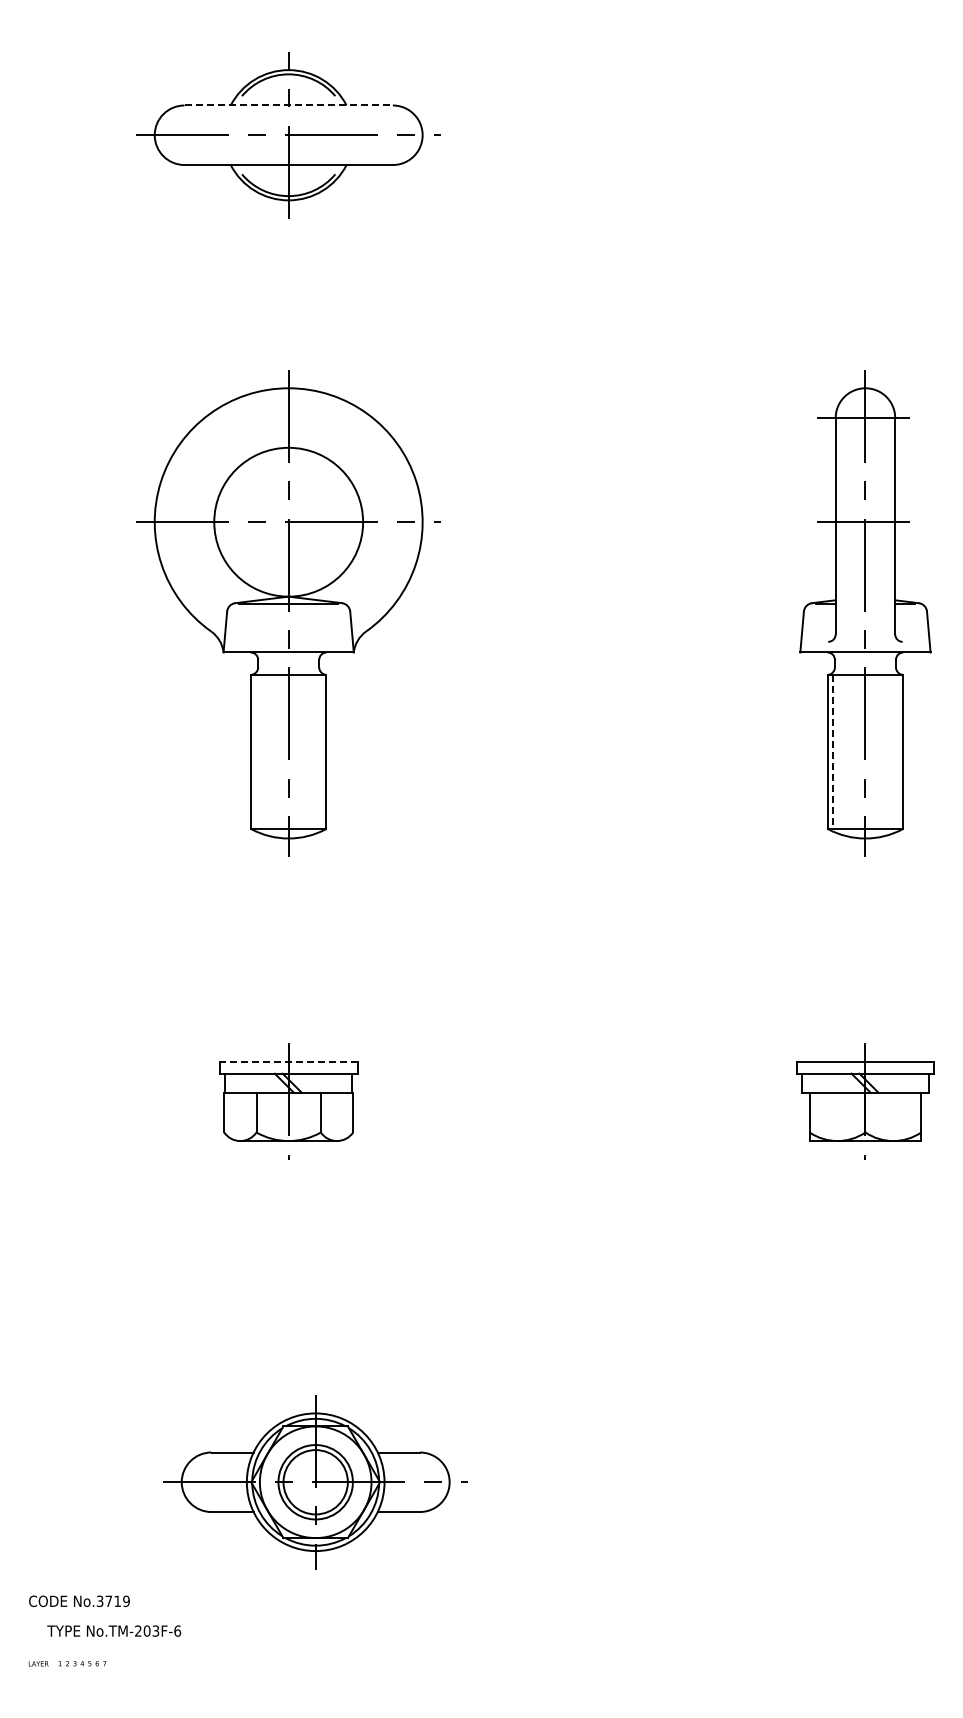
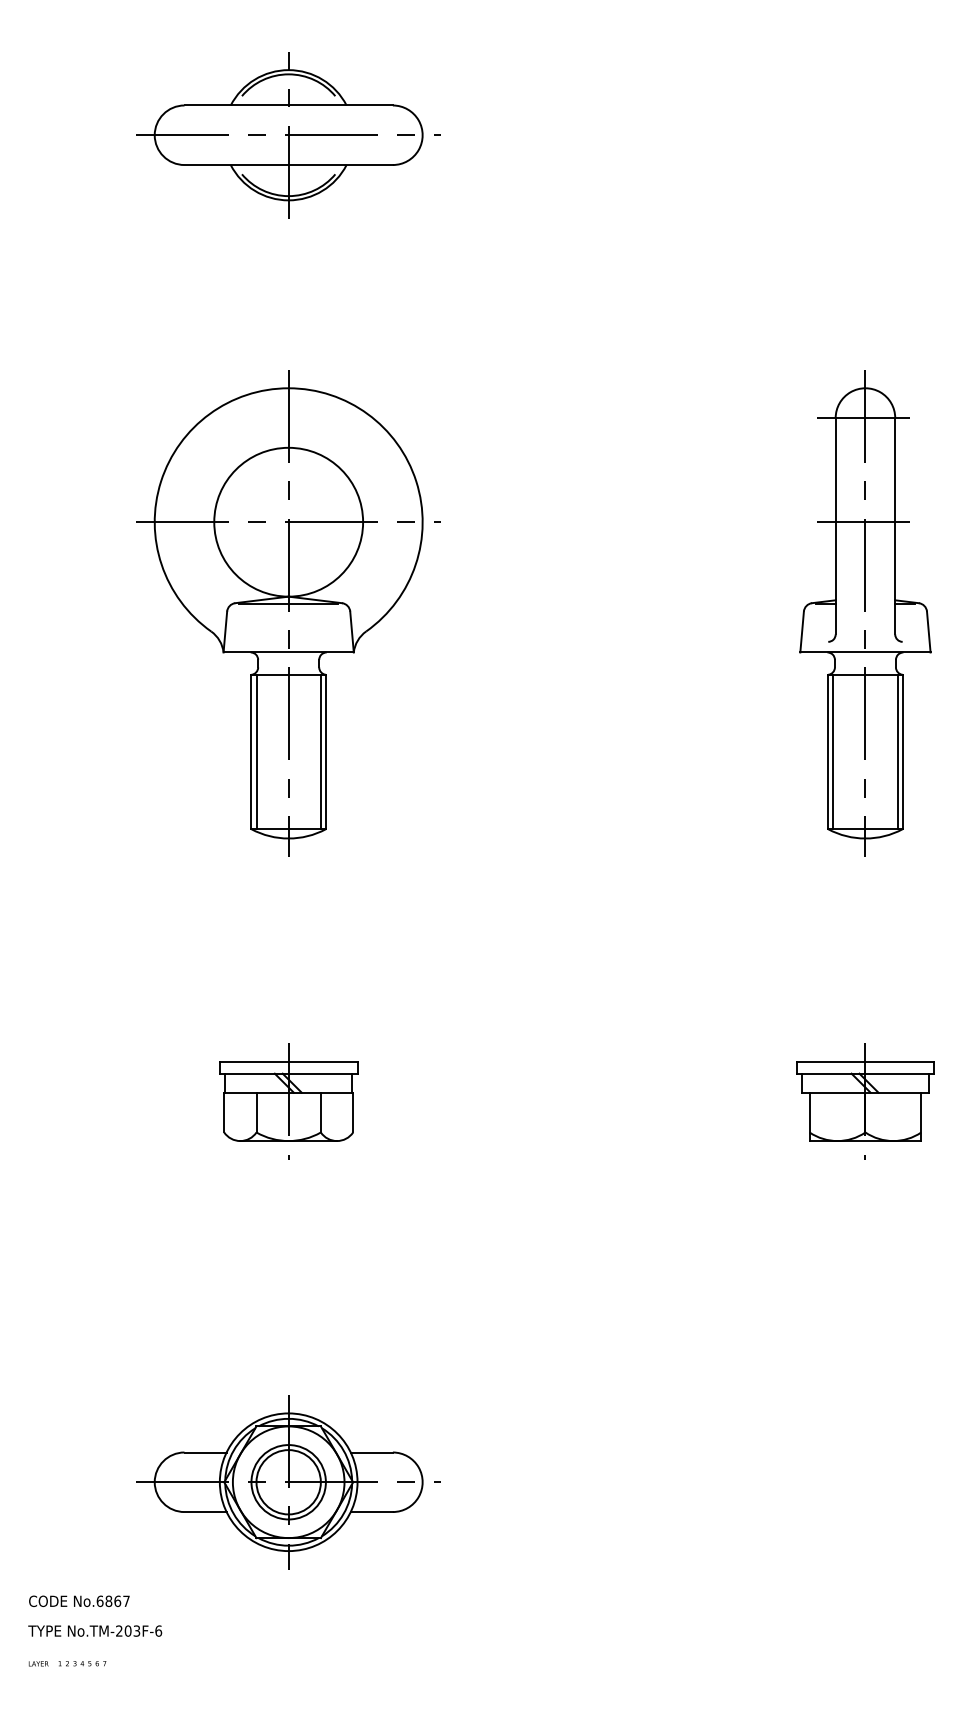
line: dashed -> solid (289, 105)
line: none -> present (256, 751)
line: none -> present (320, 751)
line: none -> present (897, 751)
line: dashed -> solid (833, 752)
line: dashed -> solid (288, 1061)
part position: (315, 1482) -> (288, 1482) (288, 1482)
text: No.3719 -> No.6867 (112, 1601)
text position: (114, 1630) -> (95, 1630) (95, 1630)
